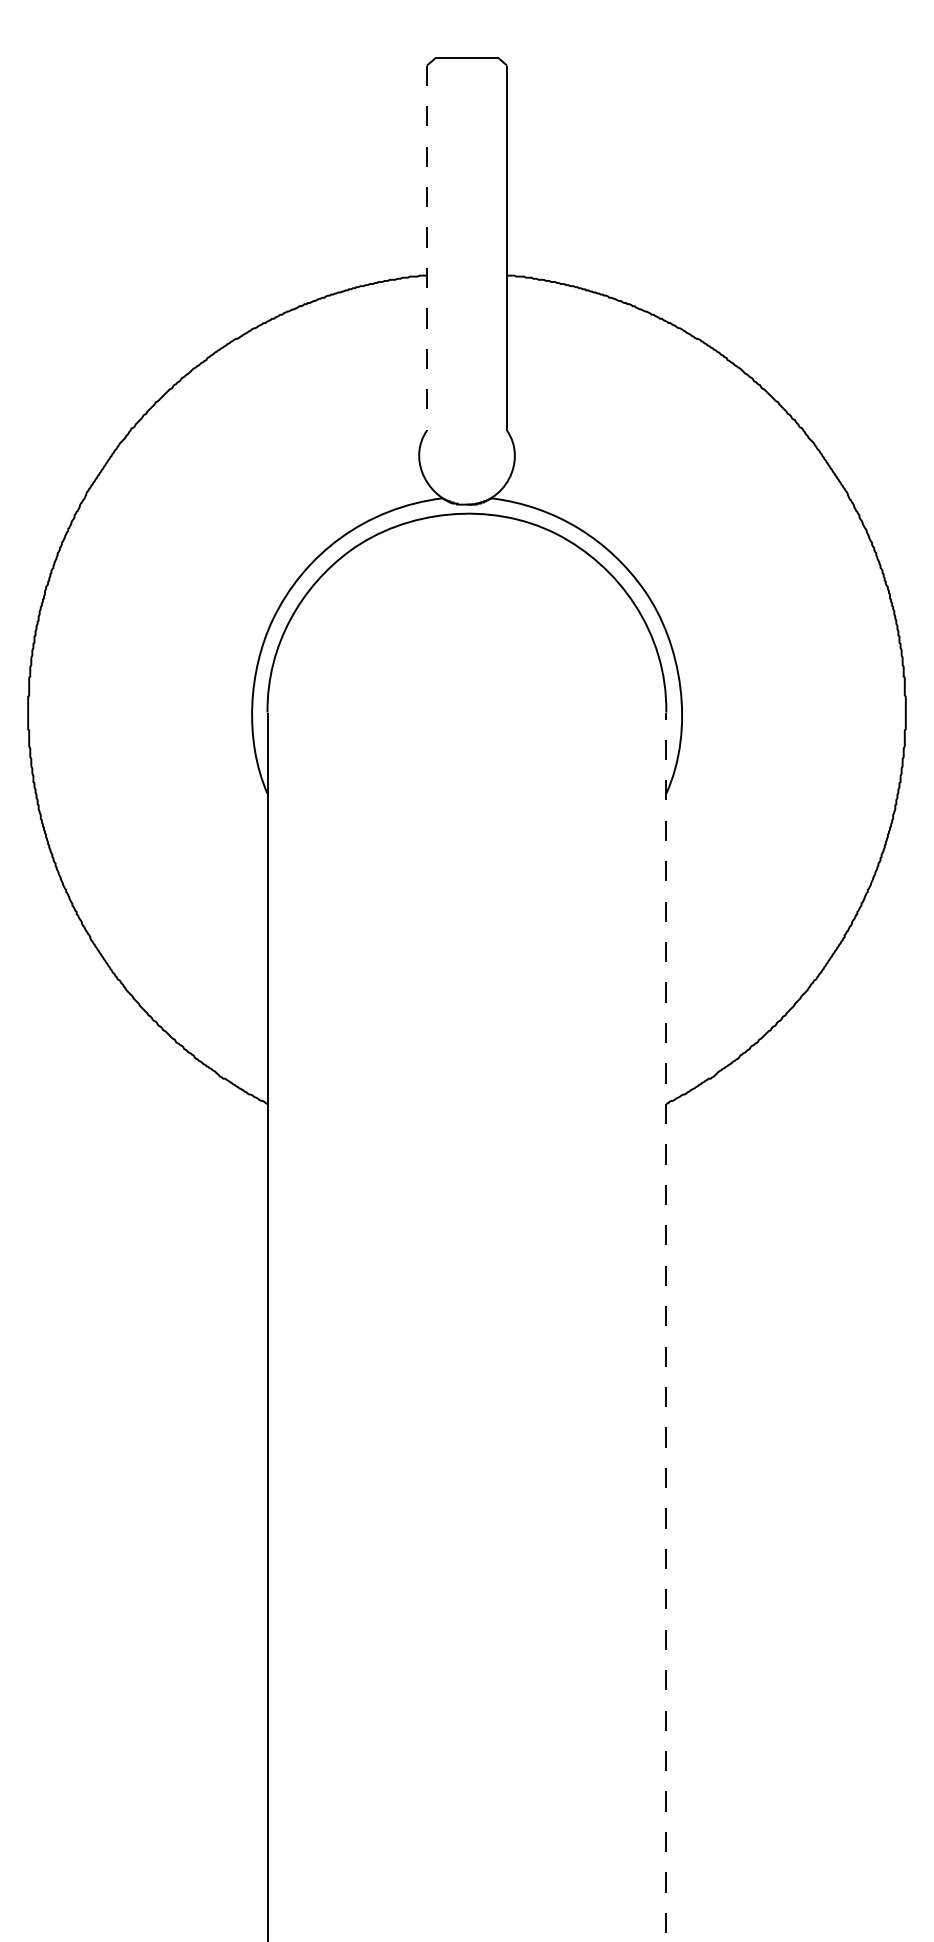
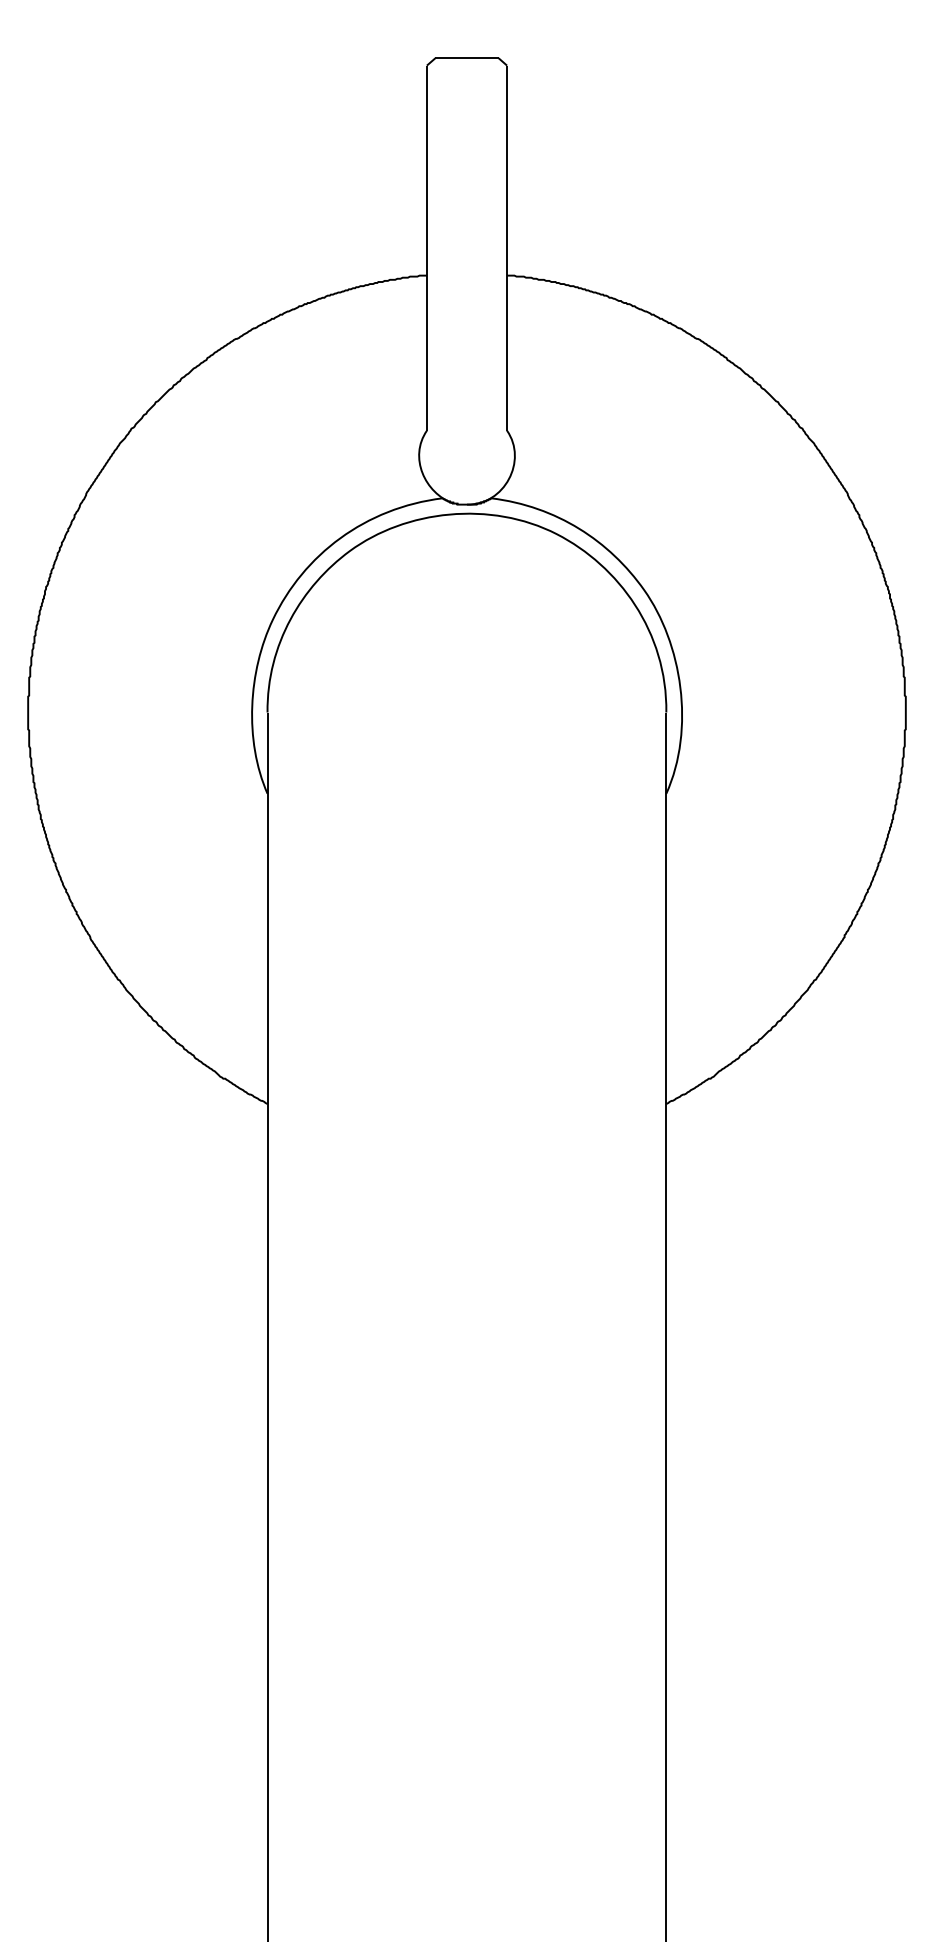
line: dashed -> solid (426, 248)
line: dashed -> solid (666, 1326)
